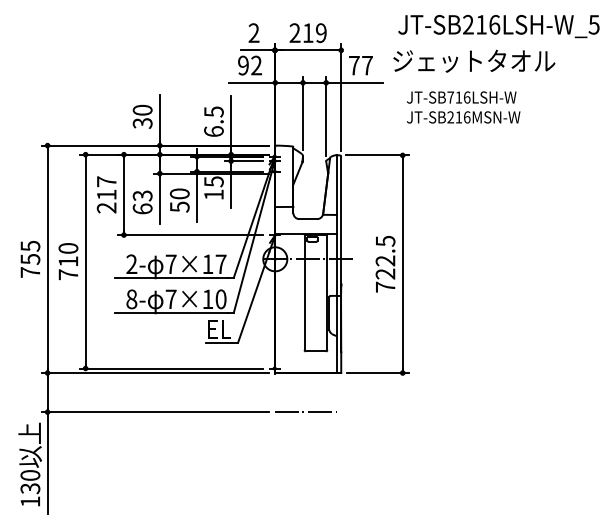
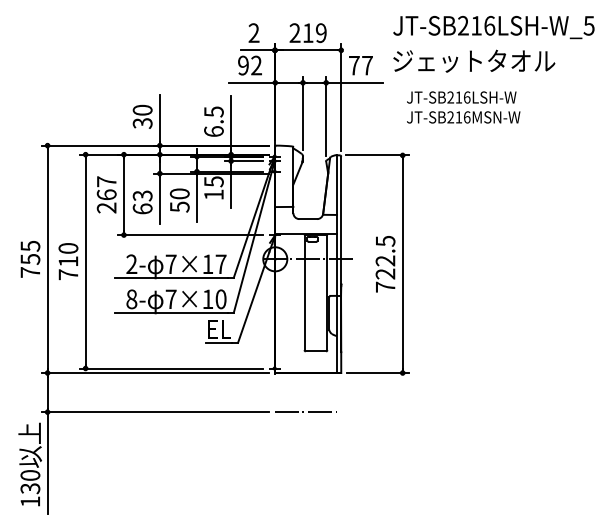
text position: (498, 26) -> (493, 27) (493, 27)
text: JT-SB716LSH-W -> JT-SB216LSH-W (450, 97)
text: 217 -> 267 (106, 194)
